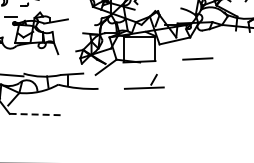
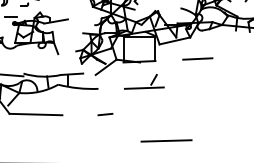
line: dashed -> solid (36, 114)
line: none -> present (105, 114)
line: none -> present (166, 140)
